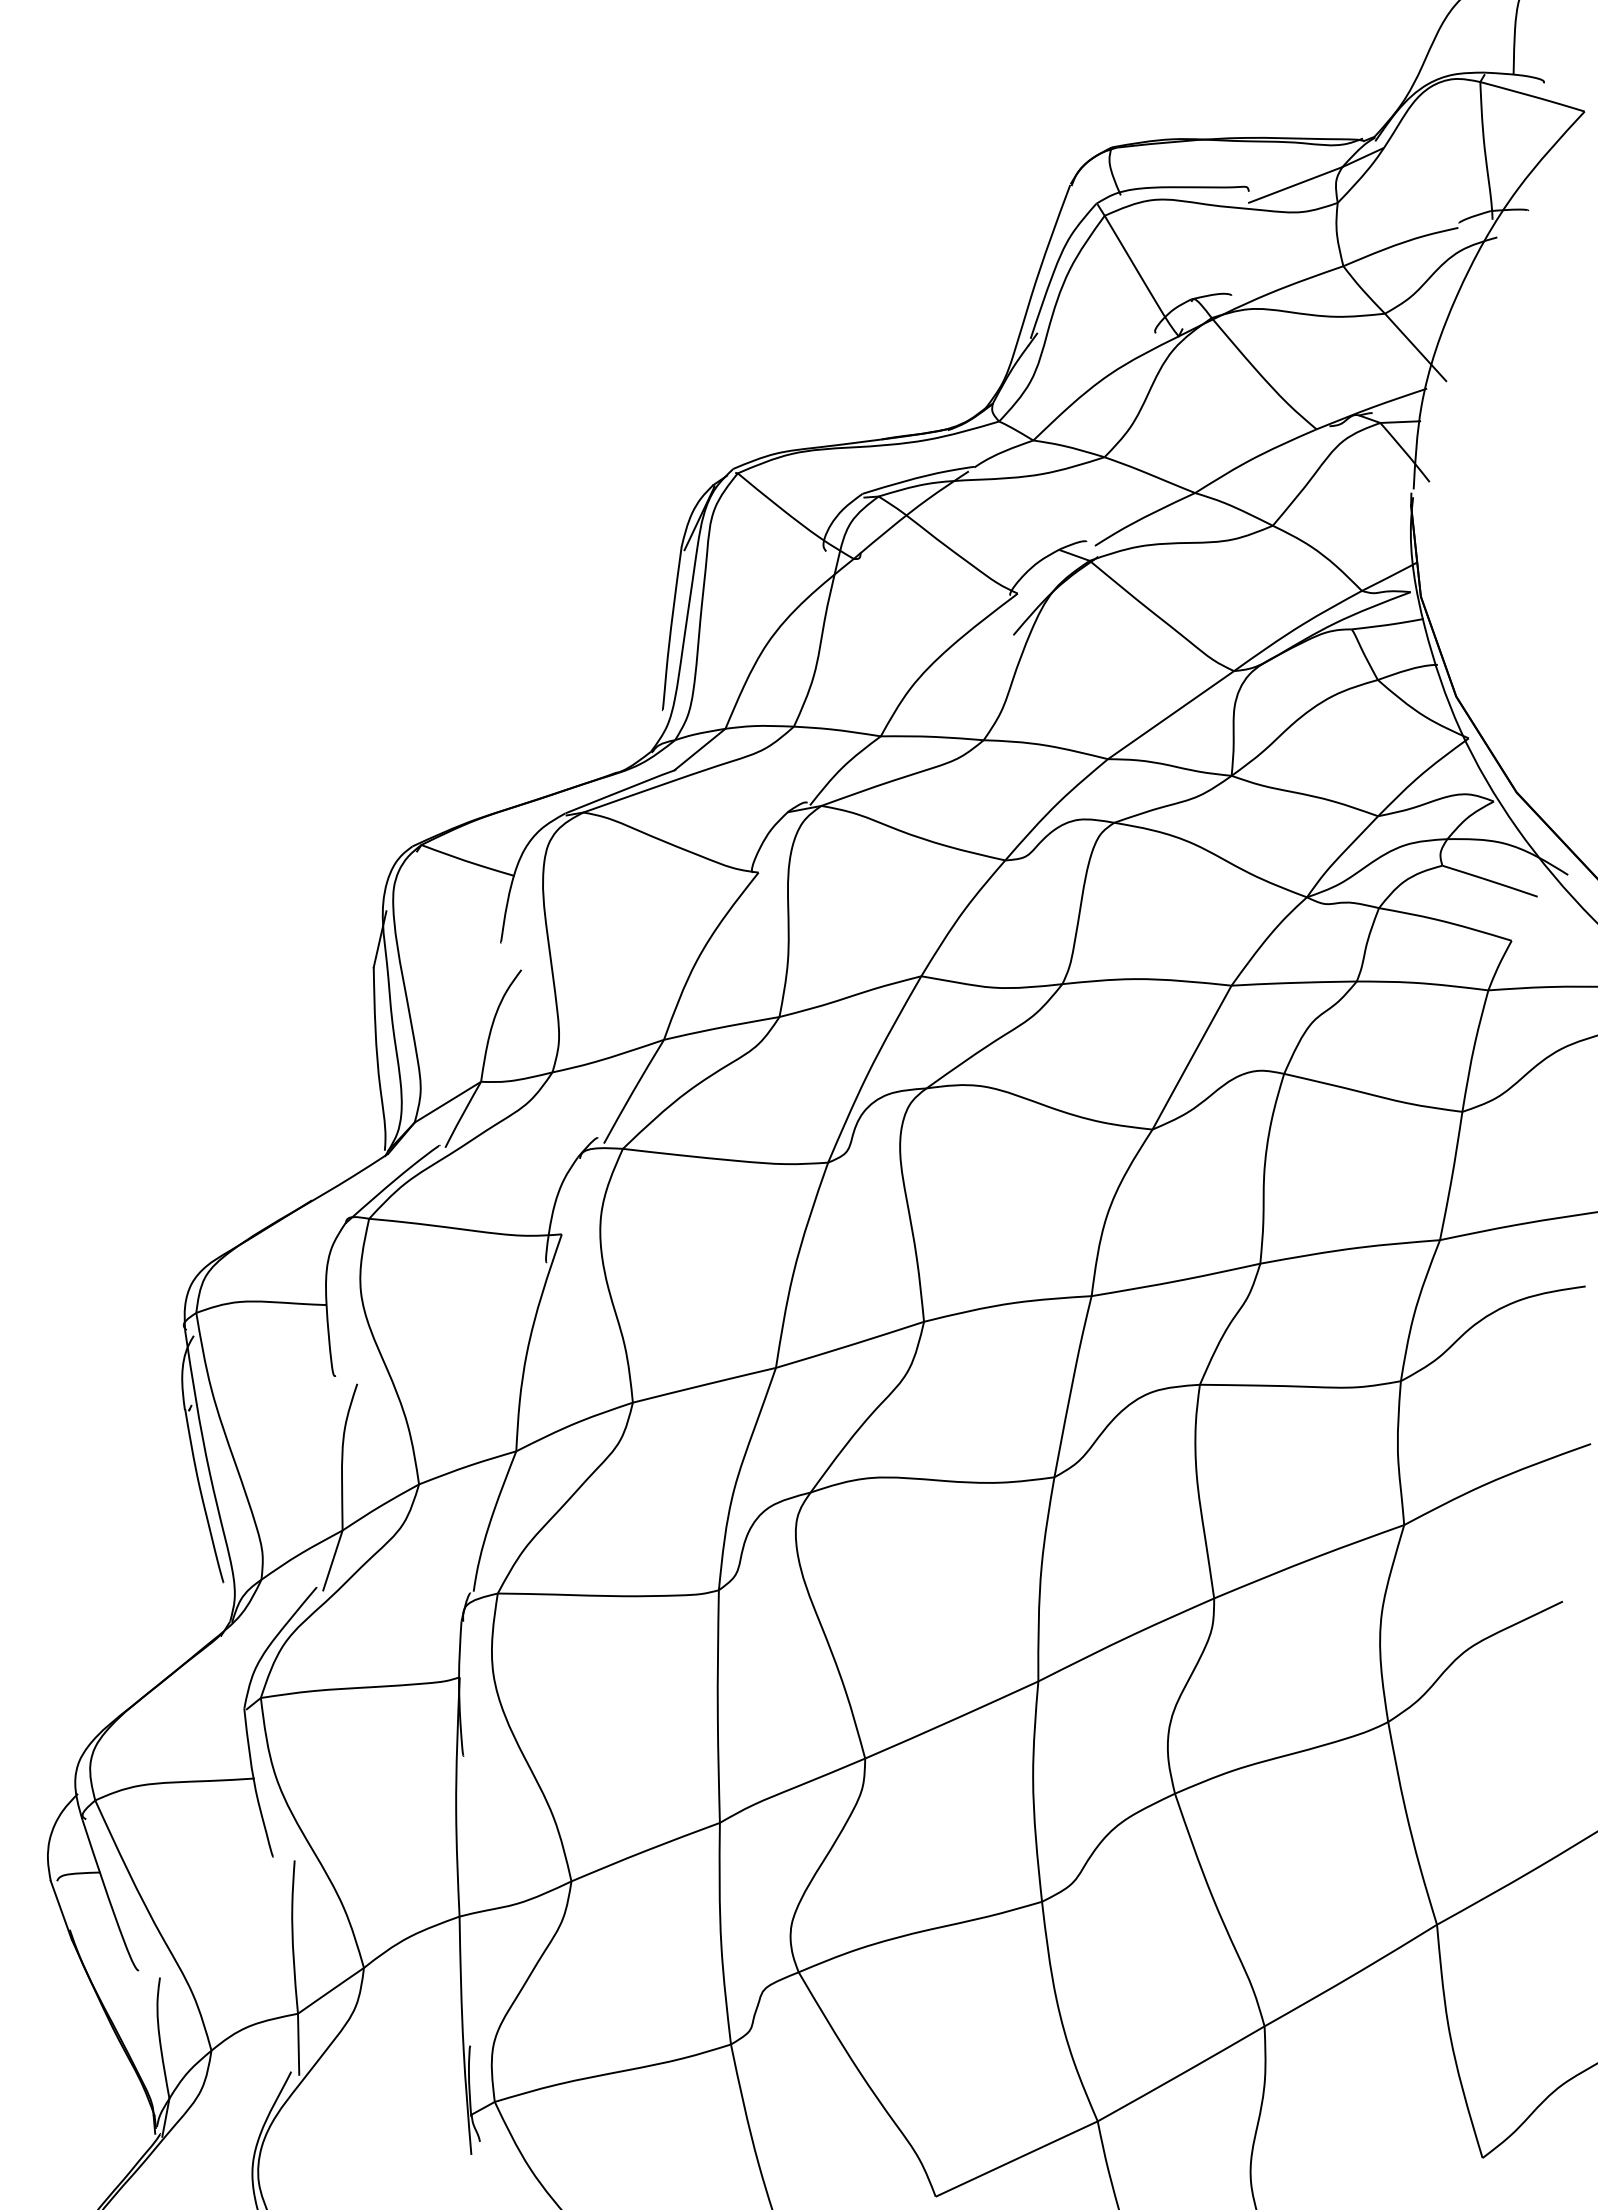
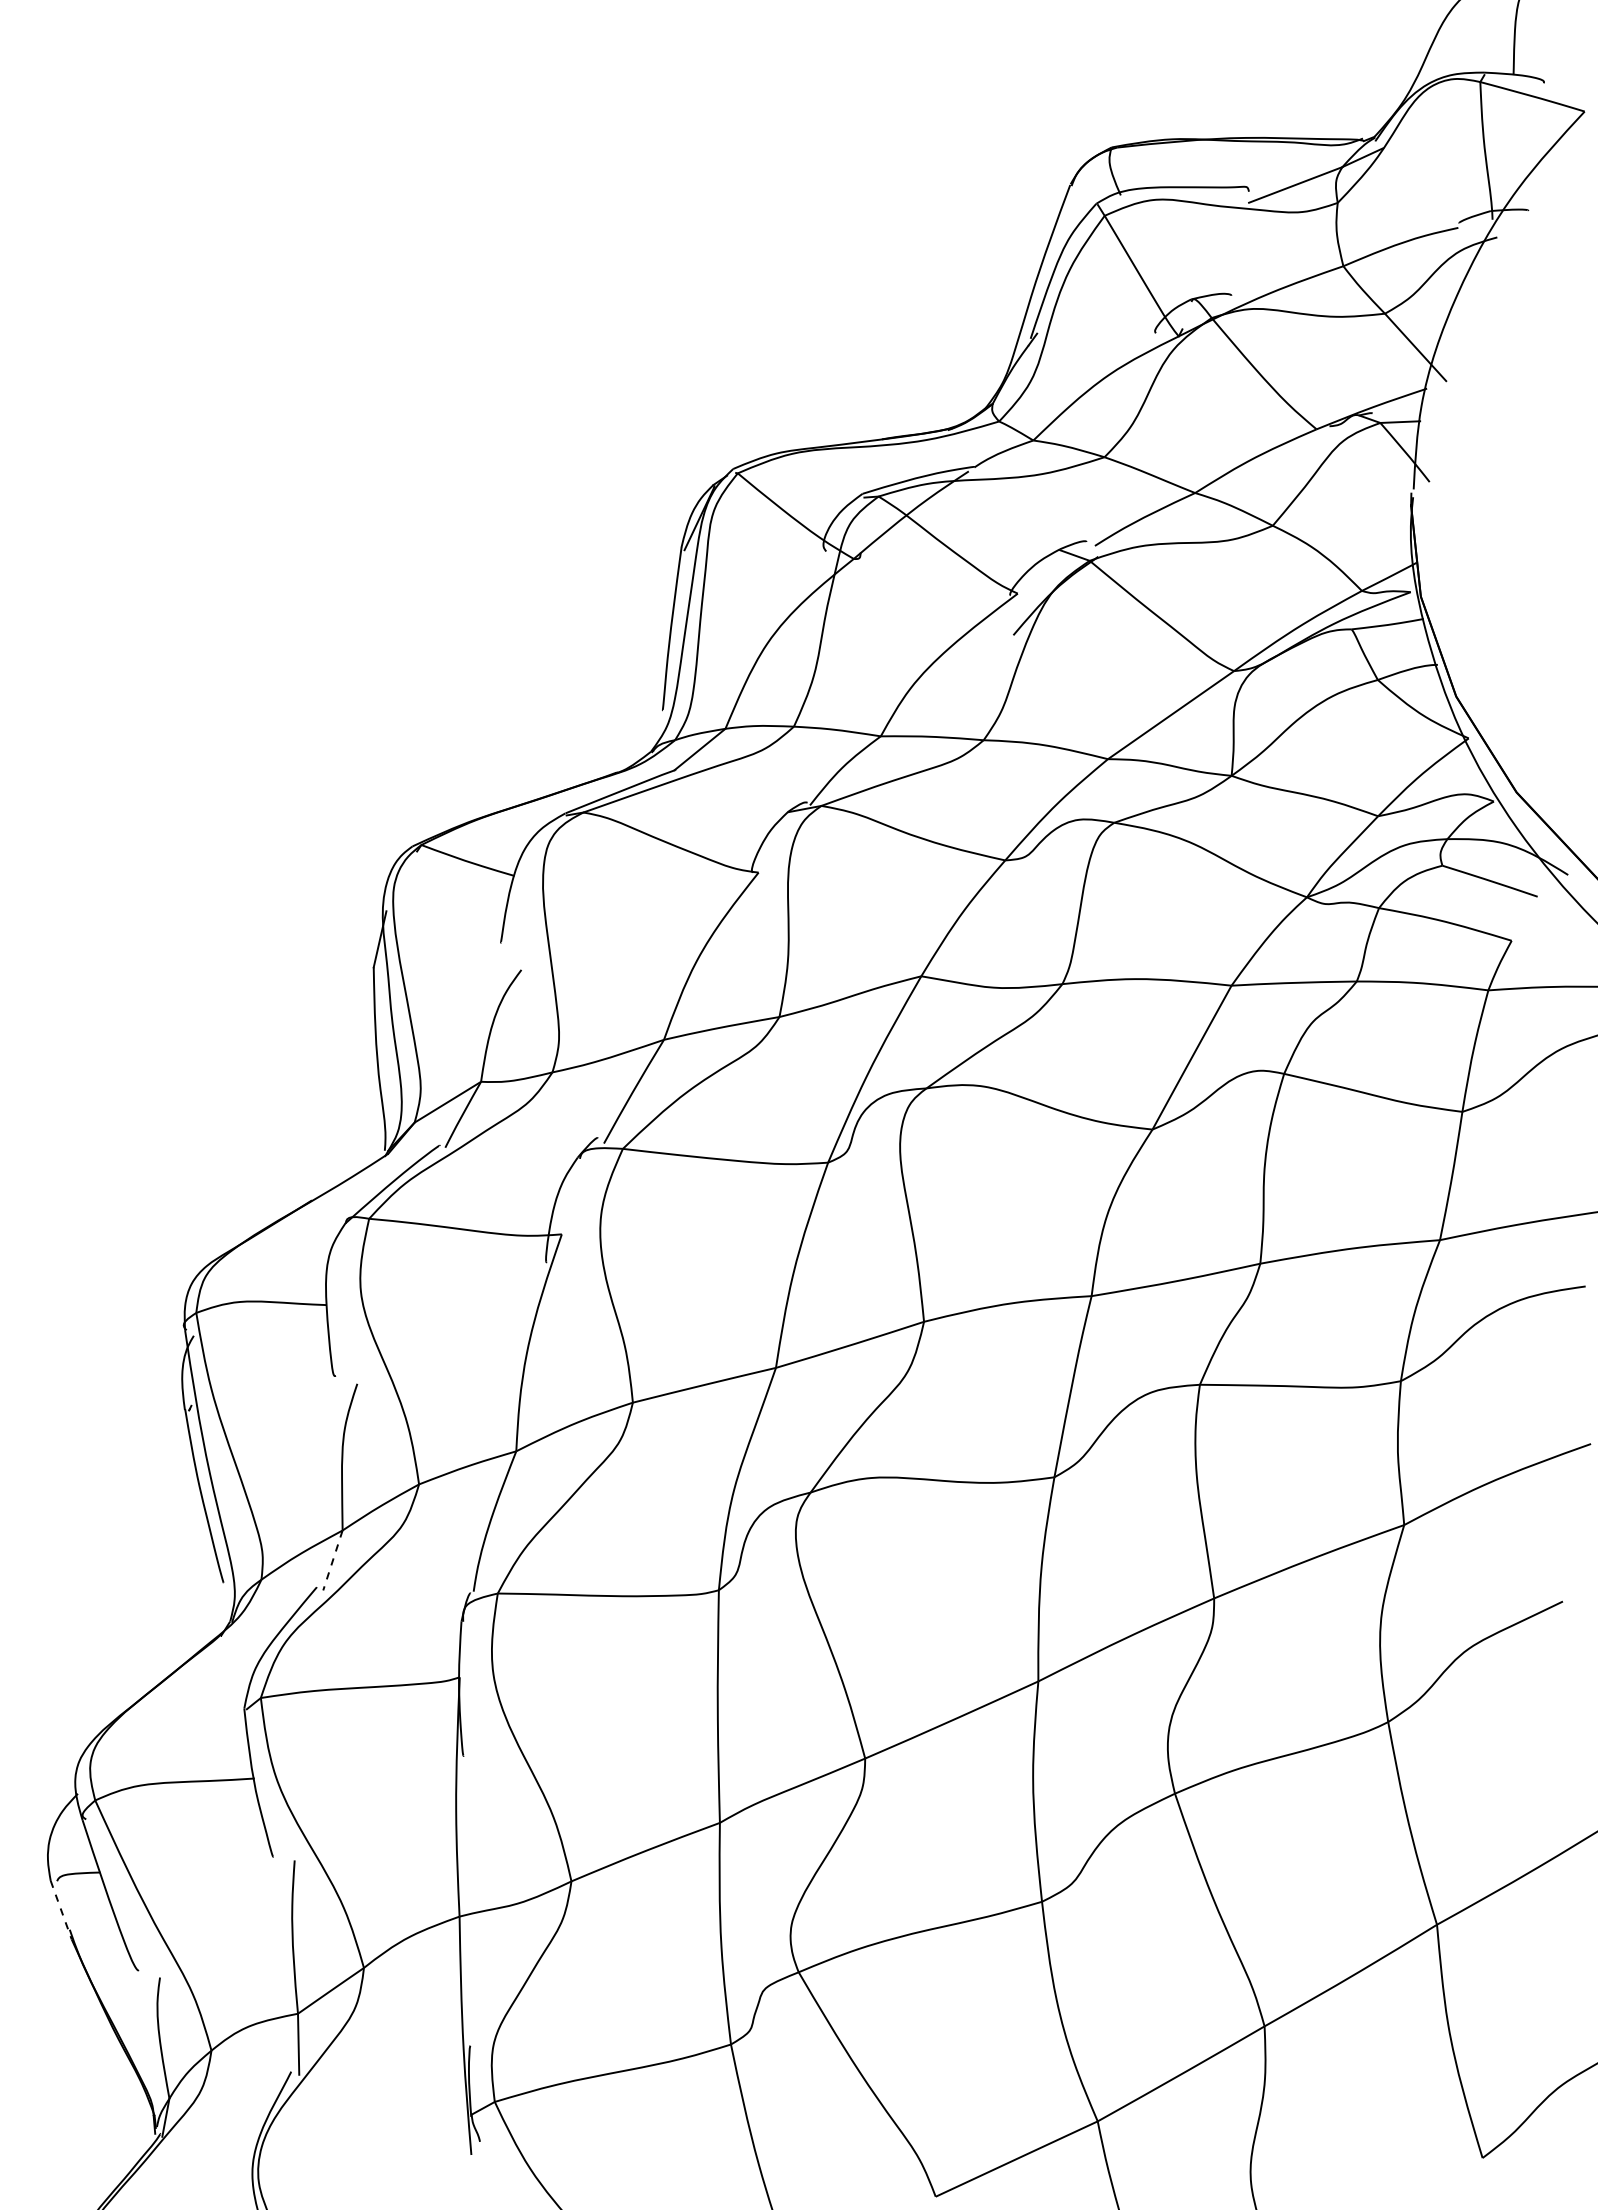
line: solid -> dashed (332, 1560)
line: solid -> dashed (61, 1910)
